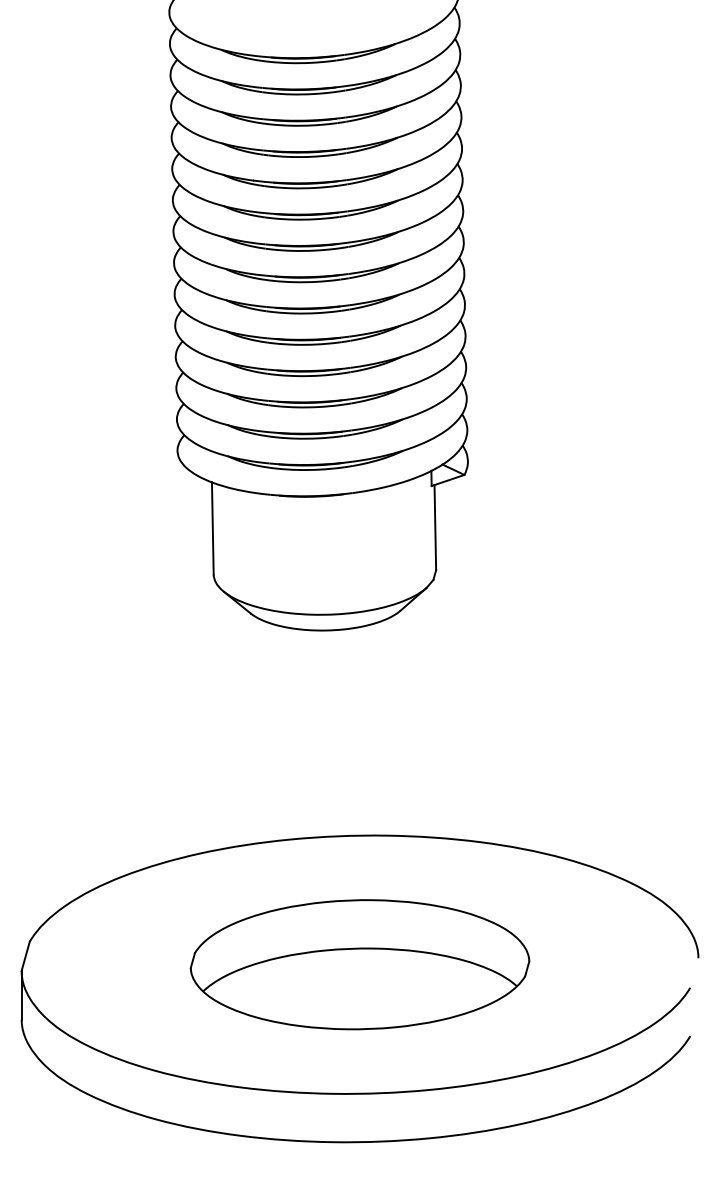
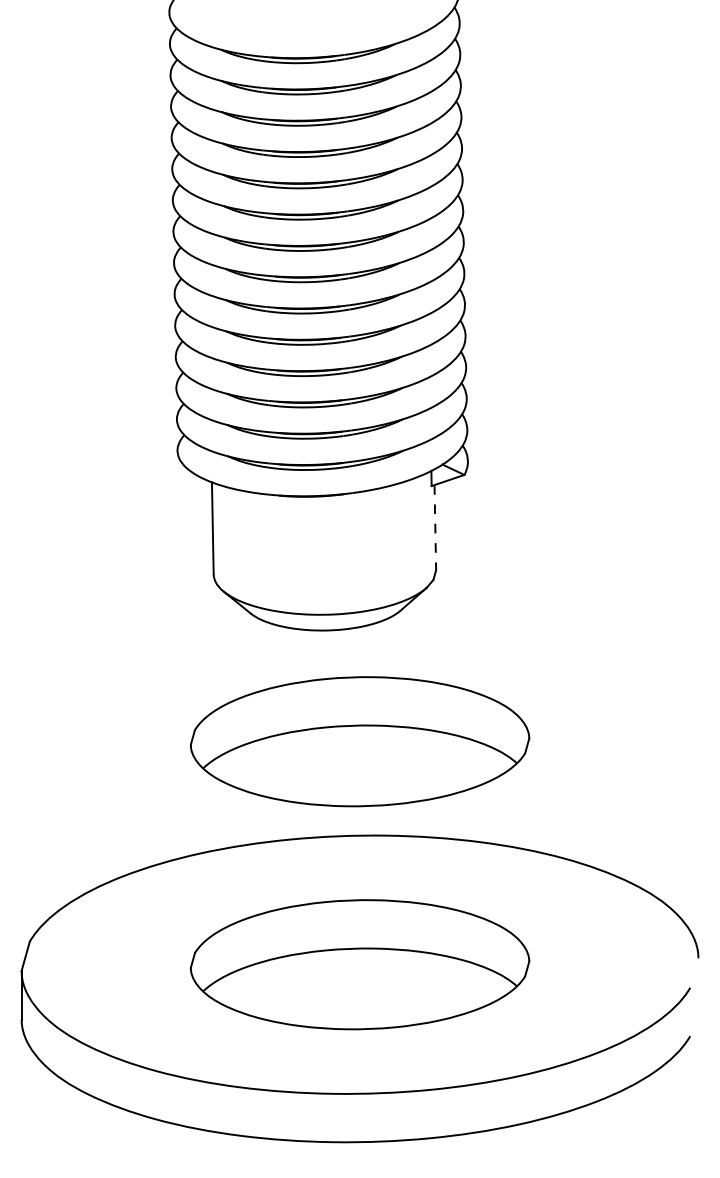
line: solid -> dashed (435, 527)
part: none -> present (359, 741)
